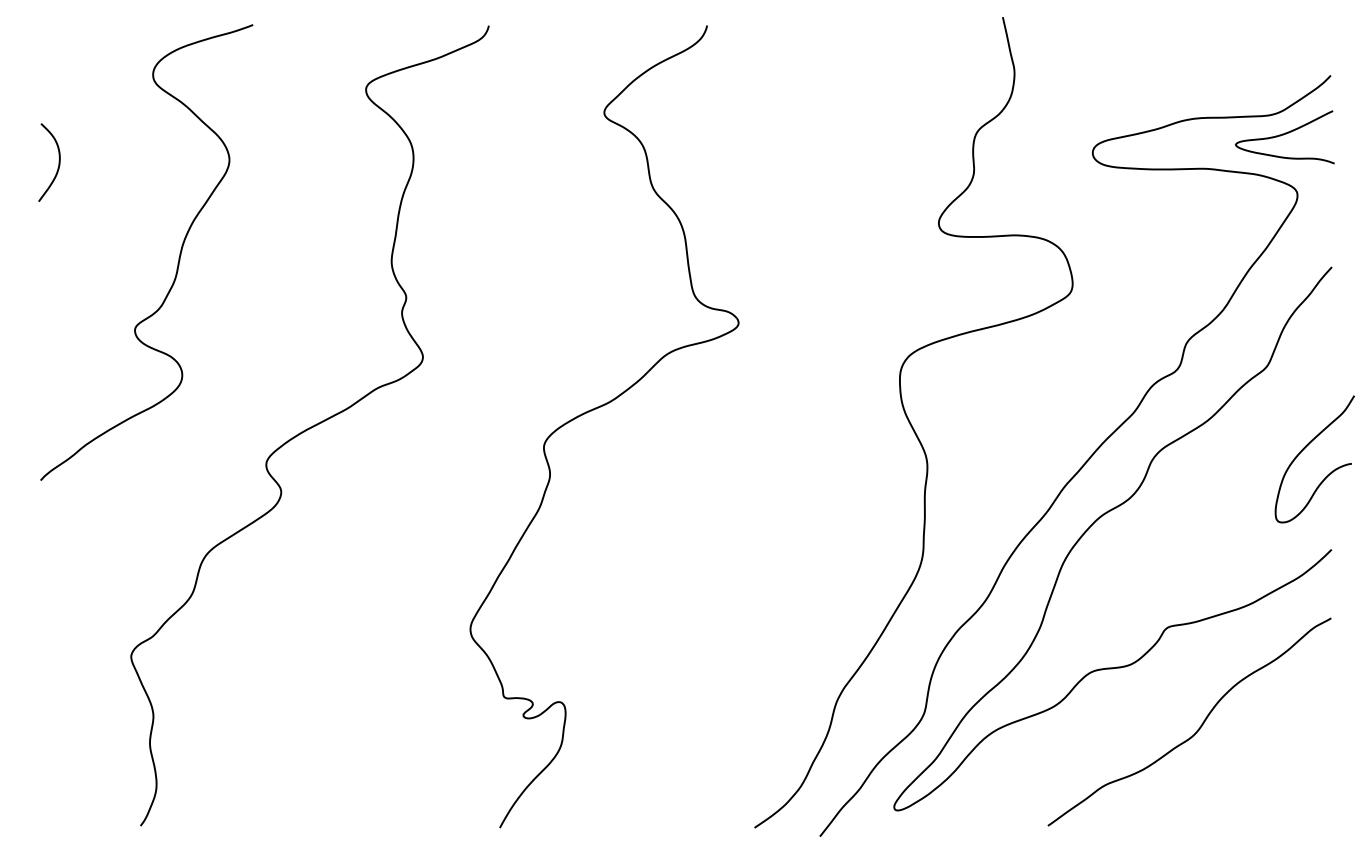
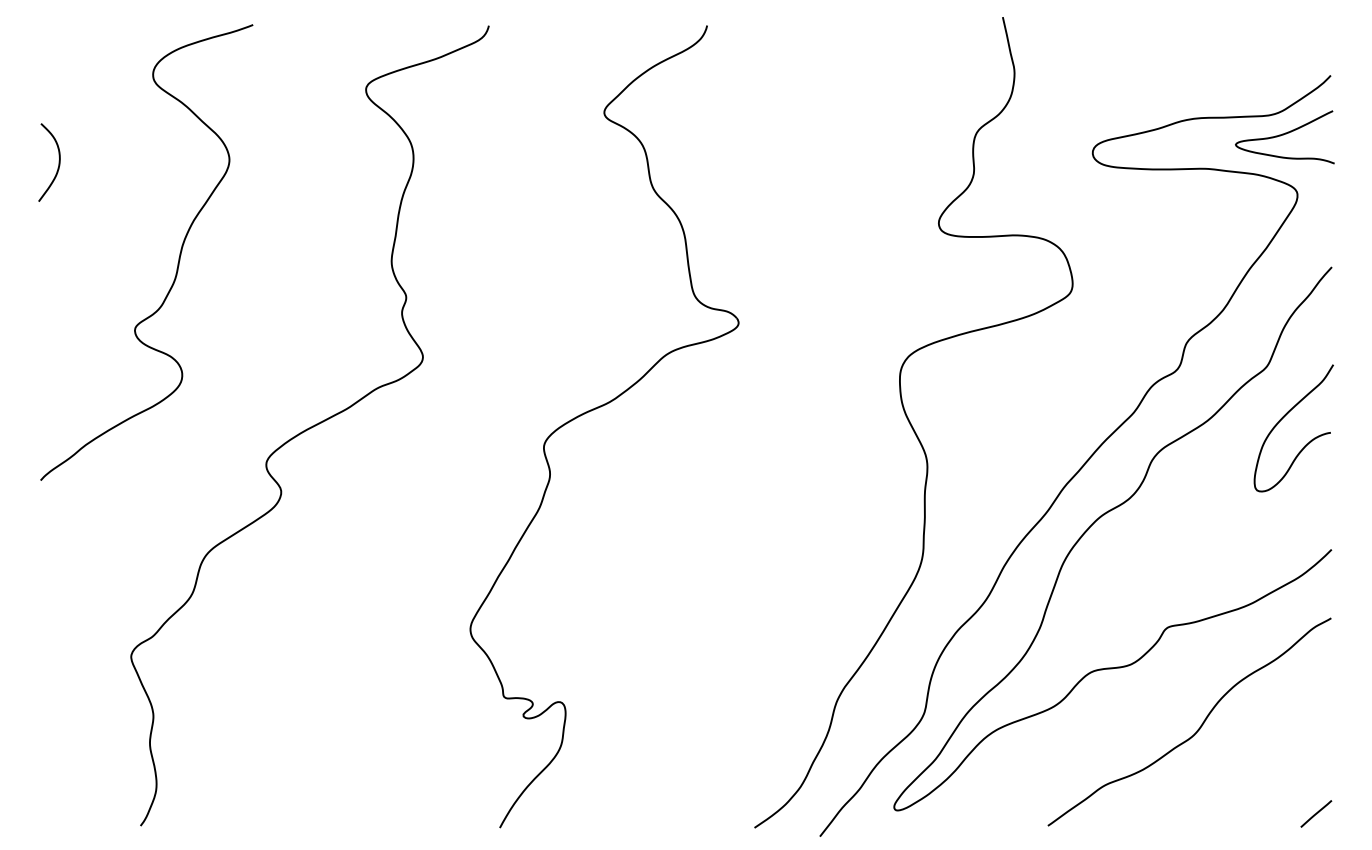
curve position: (1304, 449) -> (1283, 418) (1283, 418)
line: none -> present (1316, 813)
